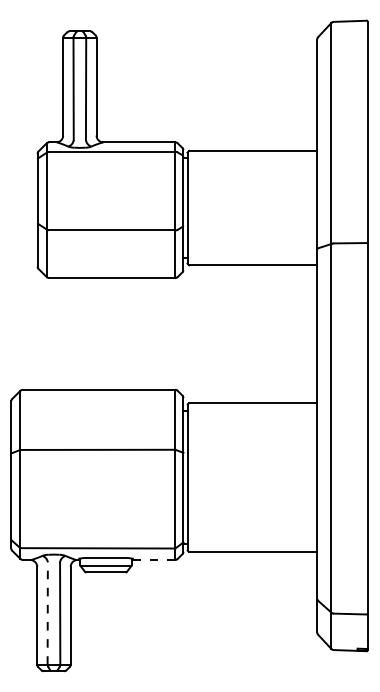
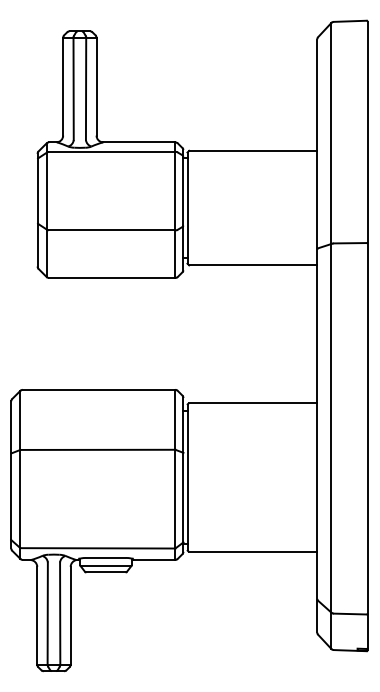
line: dashed -> solid (154, 560)
line: dashed -> solid (47, 613)
